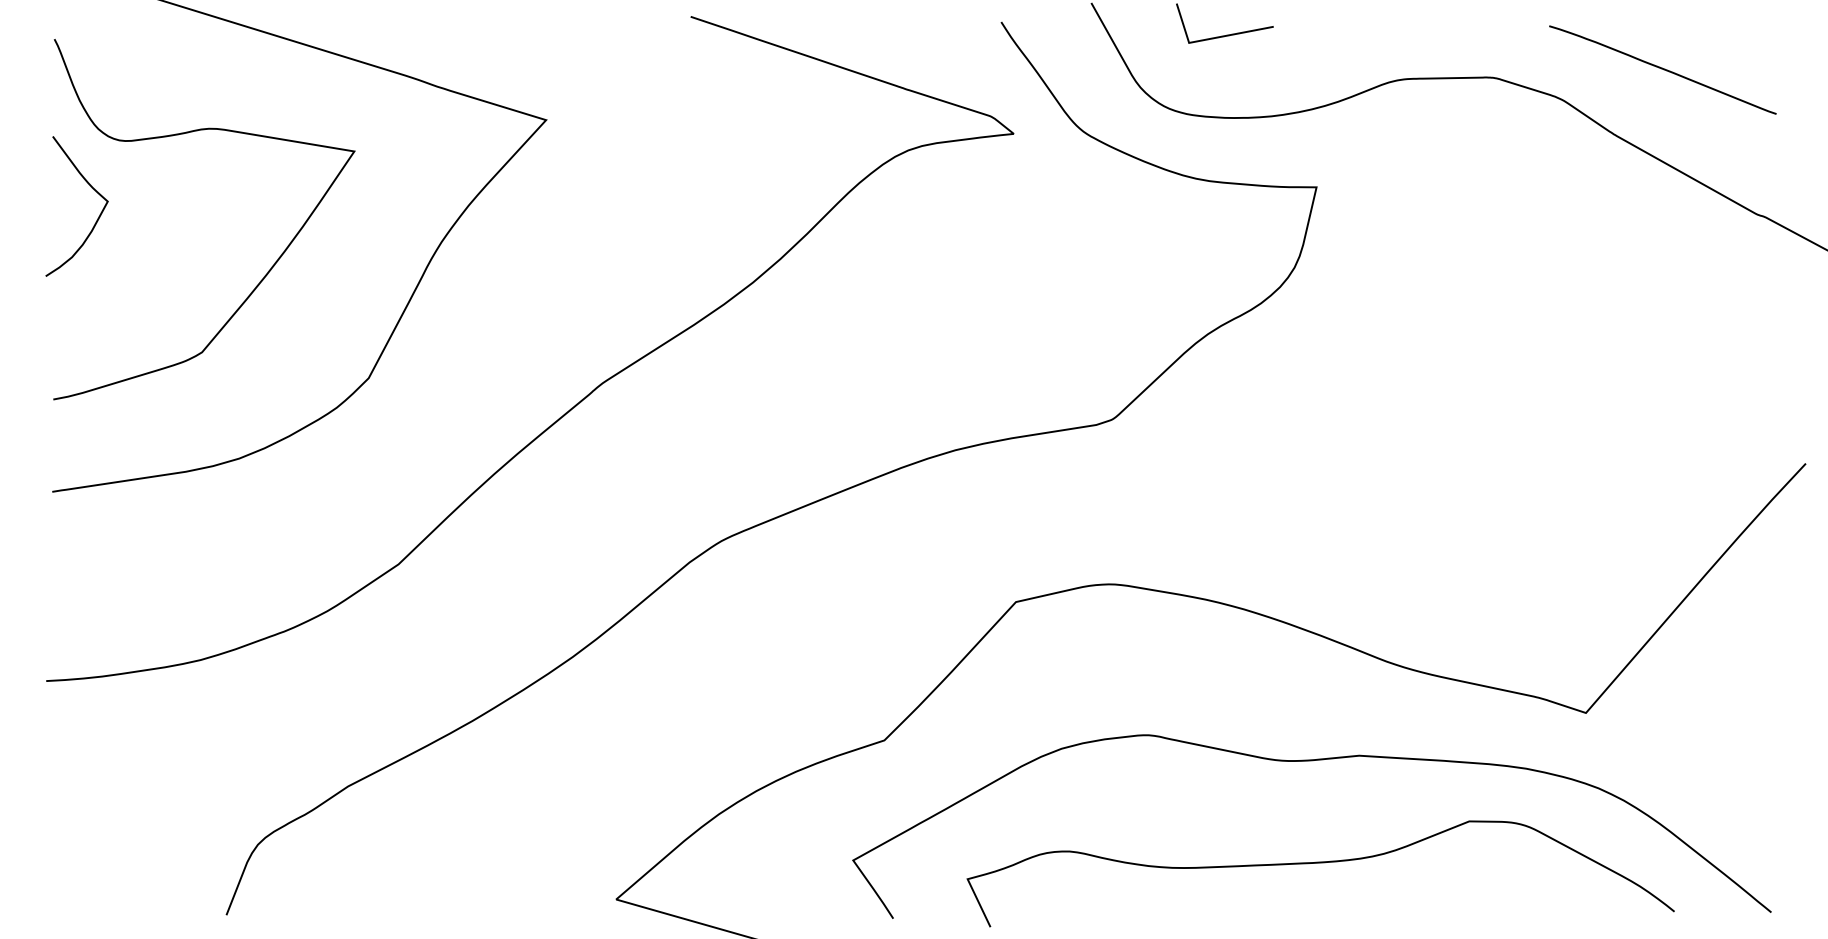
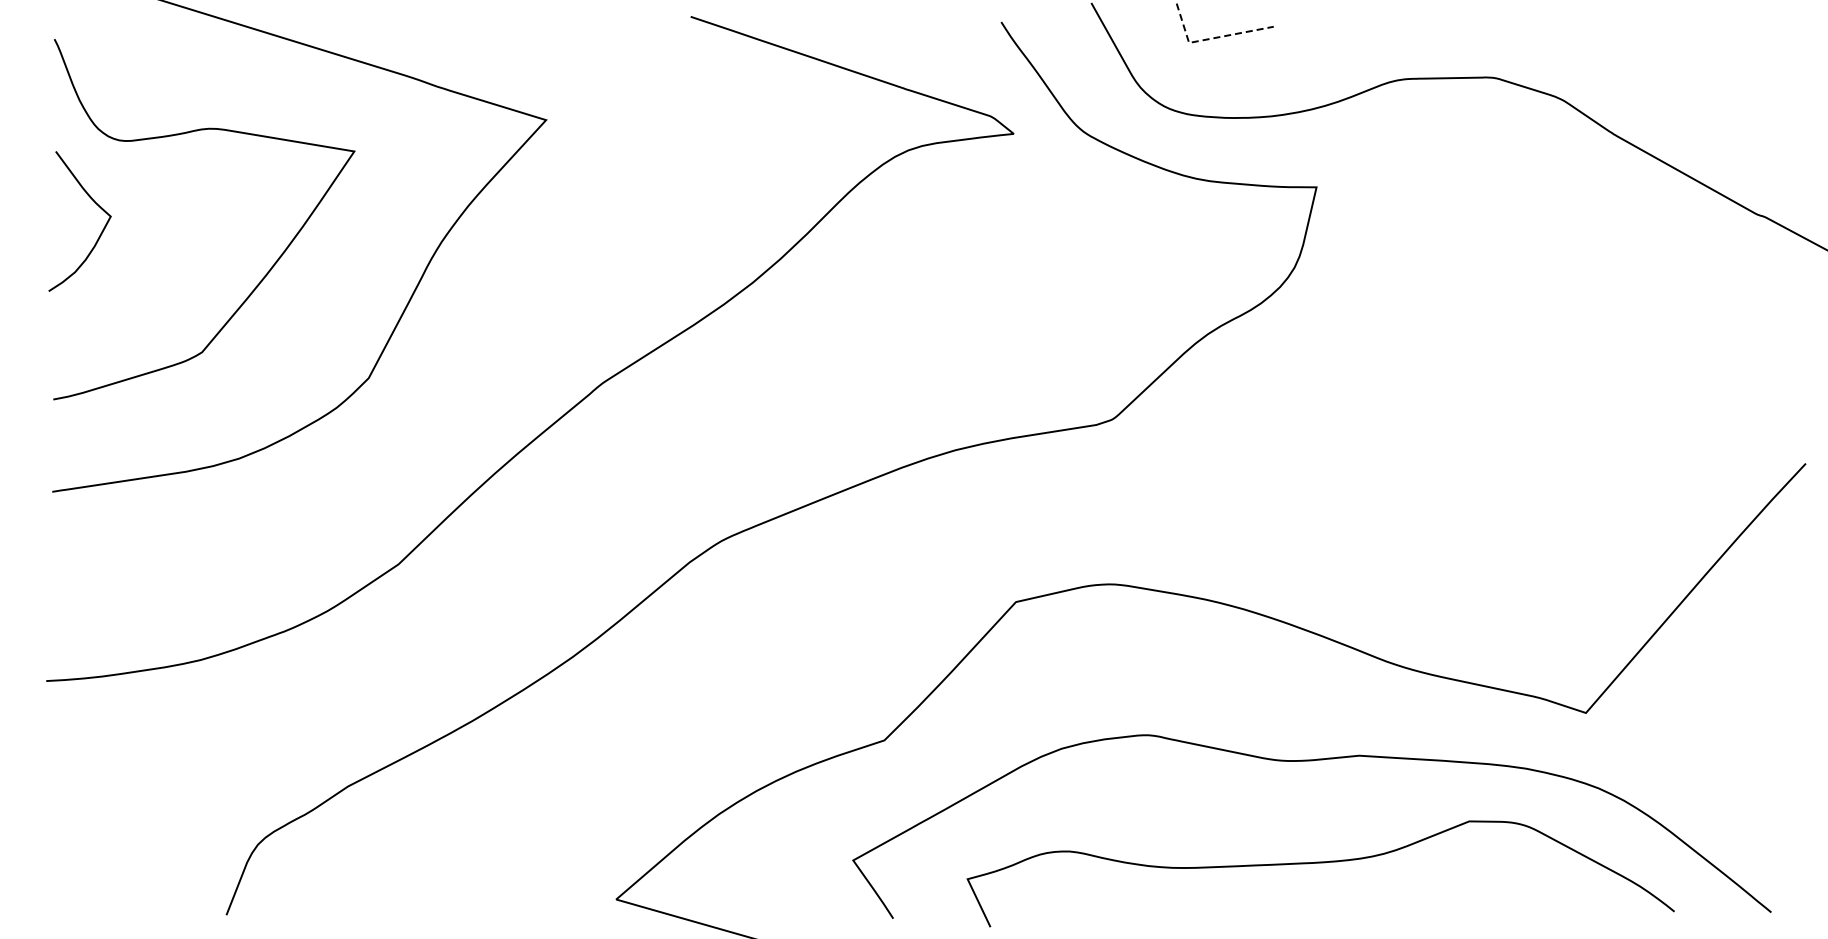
line: solid -> dashed (1211, 38)
curve: present -> none (1662, 69)
curve position: (93, 189) -> (96, 204) (96, 204)
